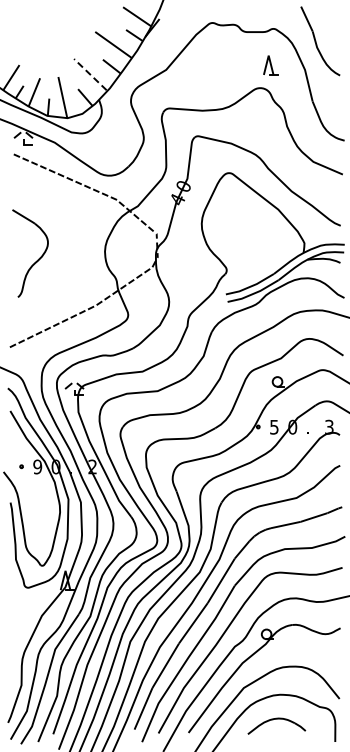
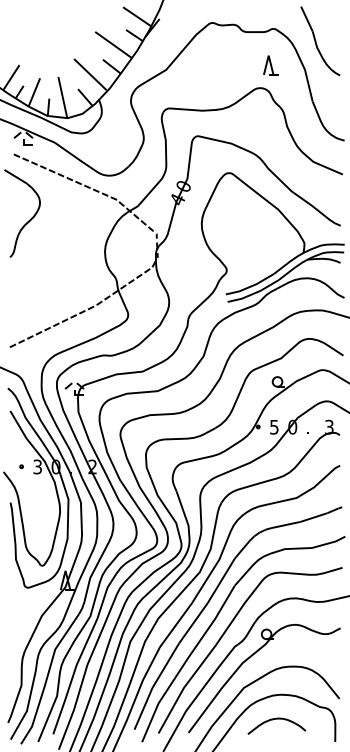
line: dashed -> solid (90, 74)
part position: (37, 259) -> (29, 219) (29, 219)
text: 9 -> 3 (37, 466)
